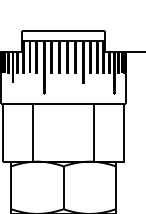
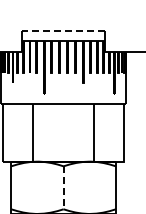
line: solid -> dashed (63, 30)
line: solid -> dashed (63, 188)
